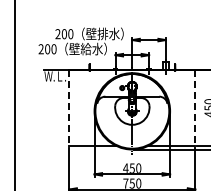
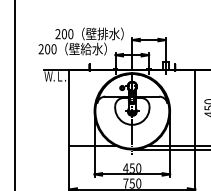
line: dashed -> solid (69, 108)
line: dashed -> solid (195, 108)
